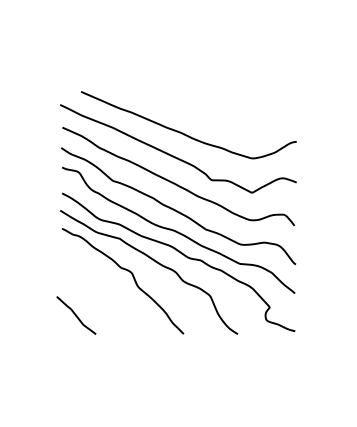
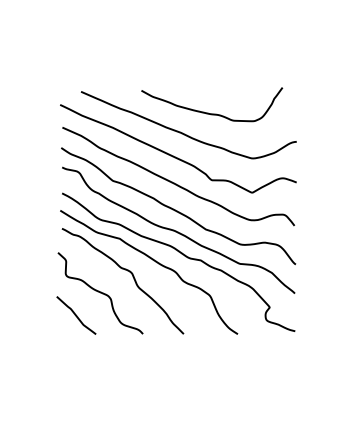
curve: none -> present (208, 112)
curve: none -> present (100, 293)
